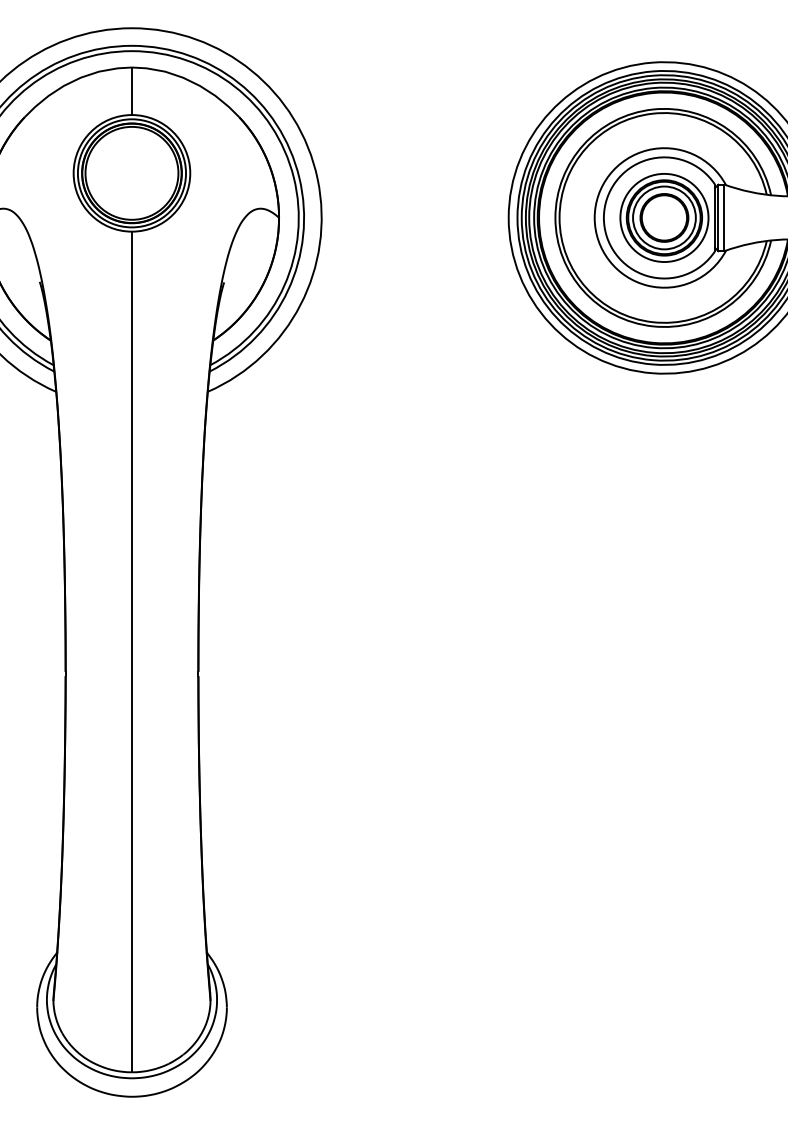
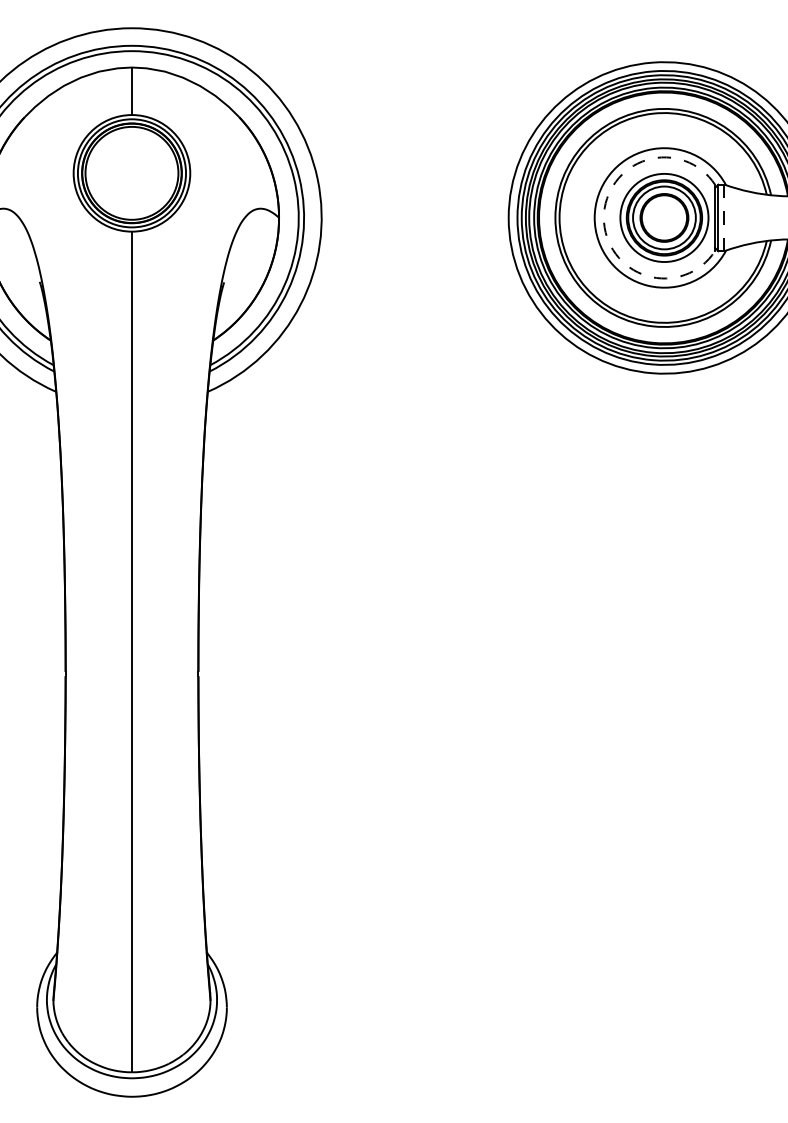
arc: solid -> dashed (603, 217)
line: solid -> dashed (724, 217)
